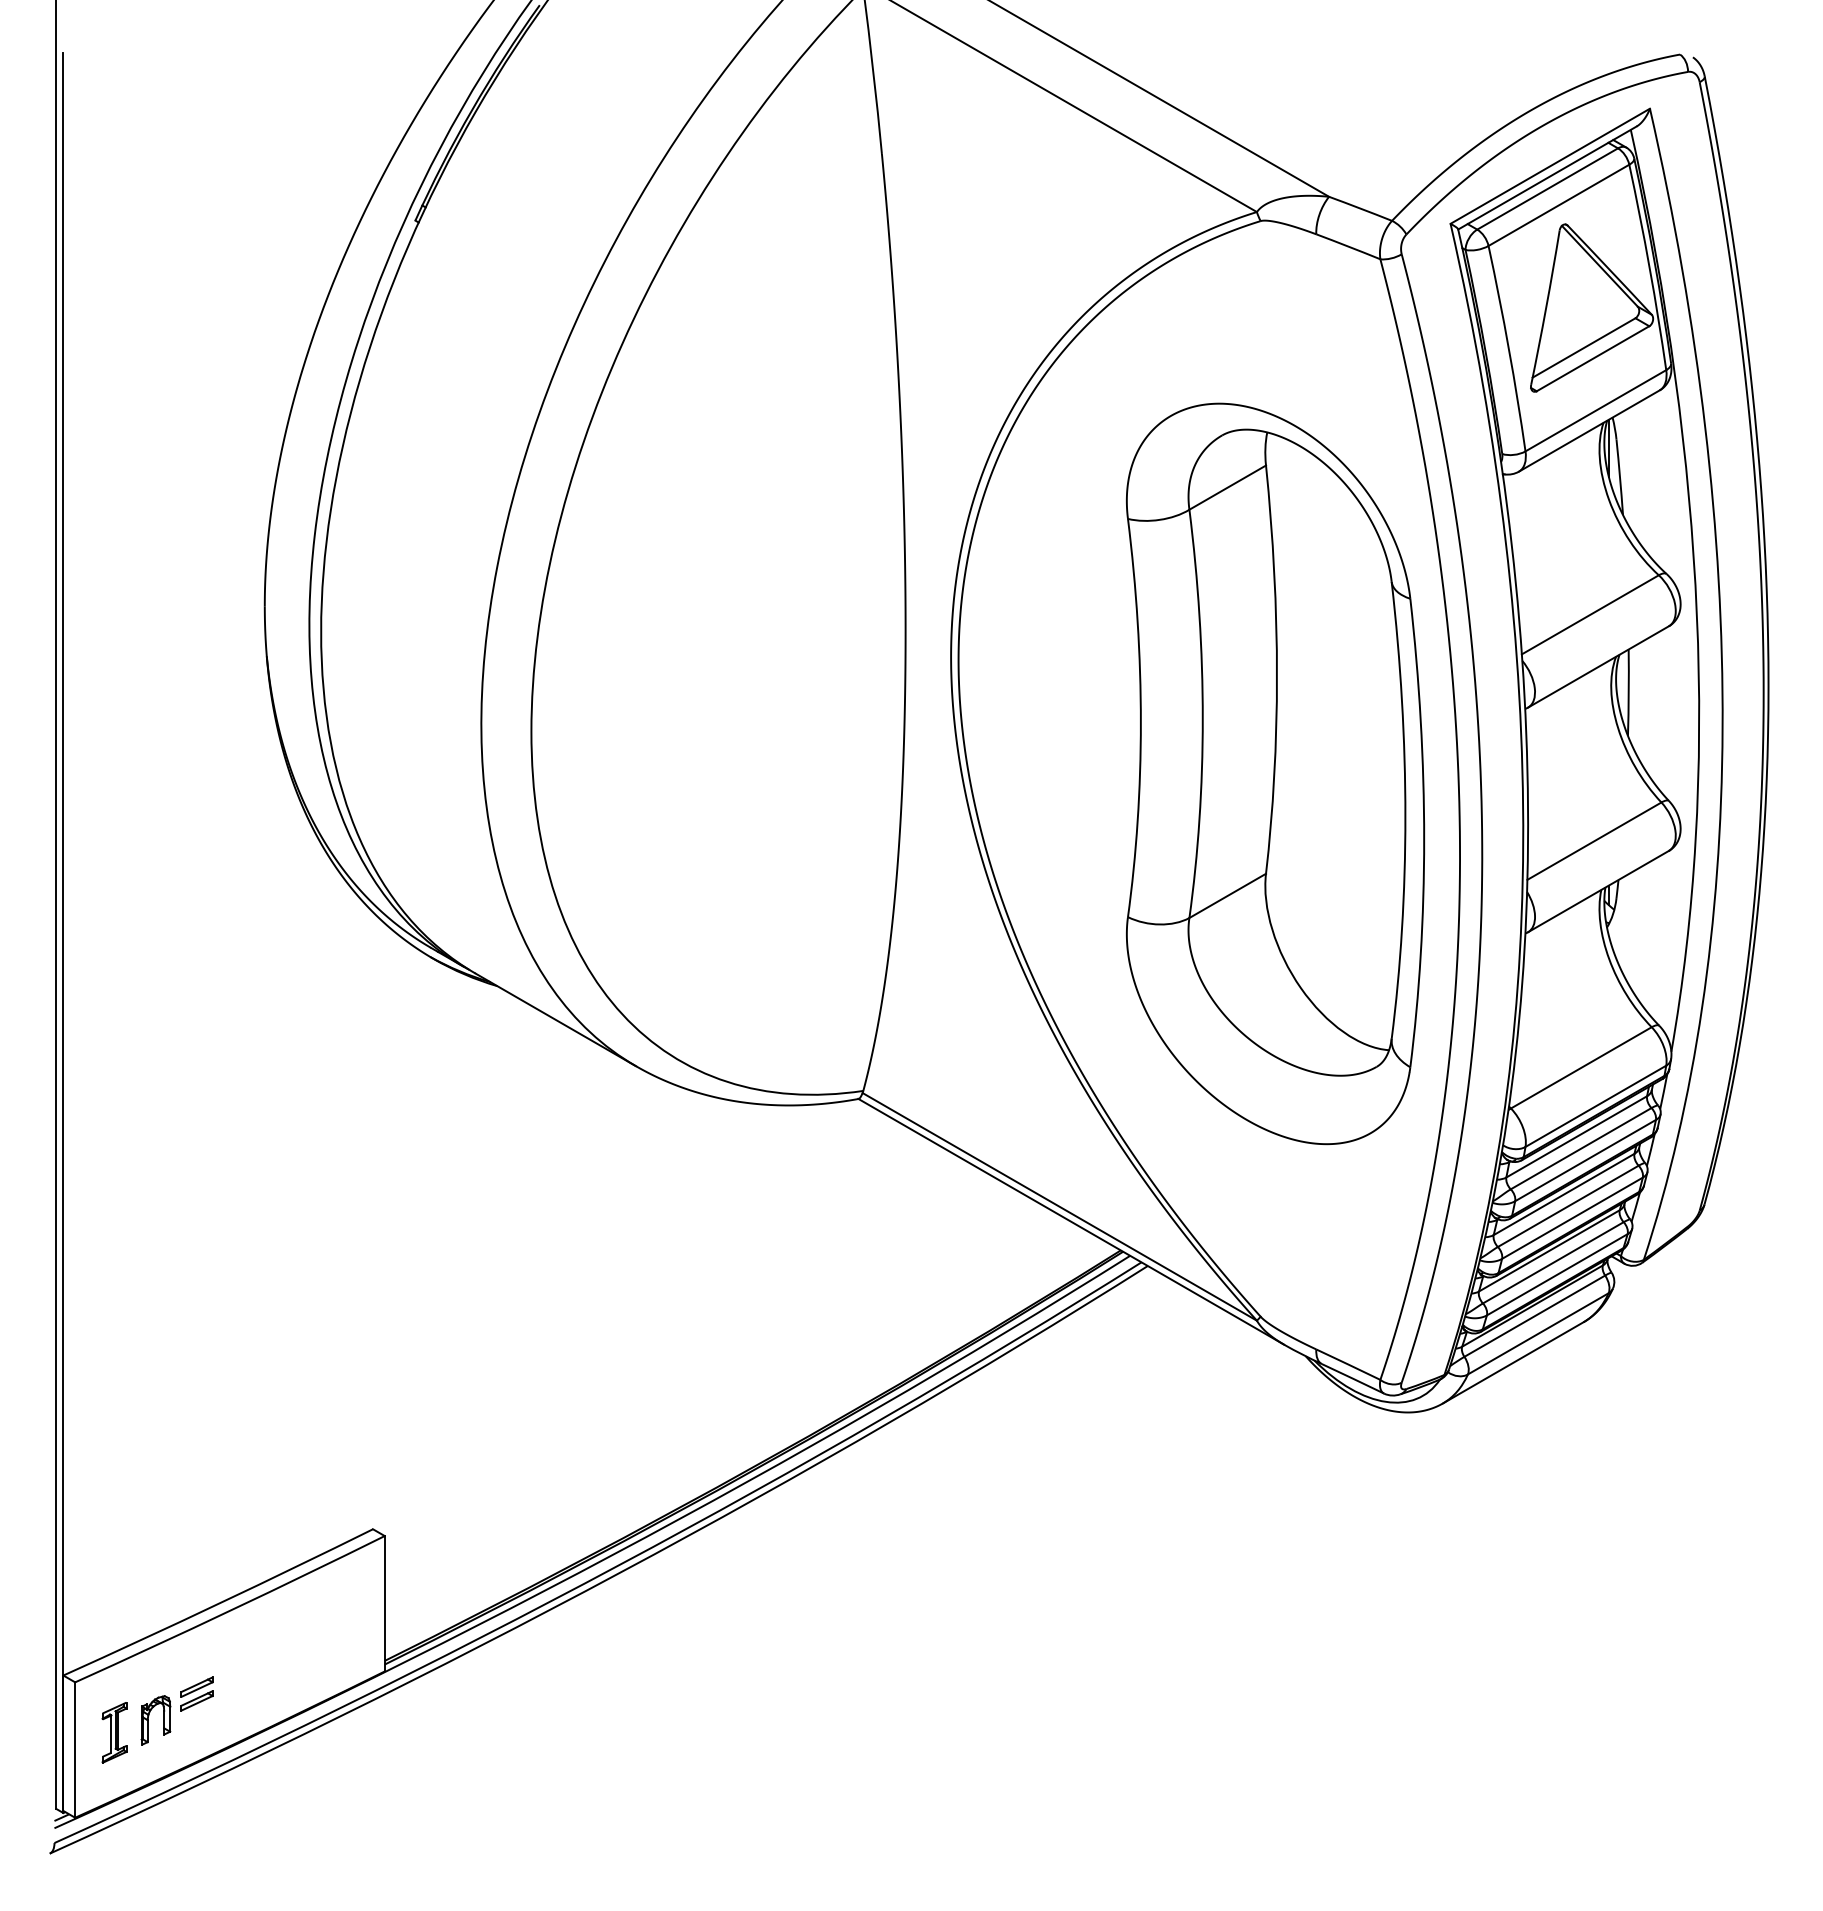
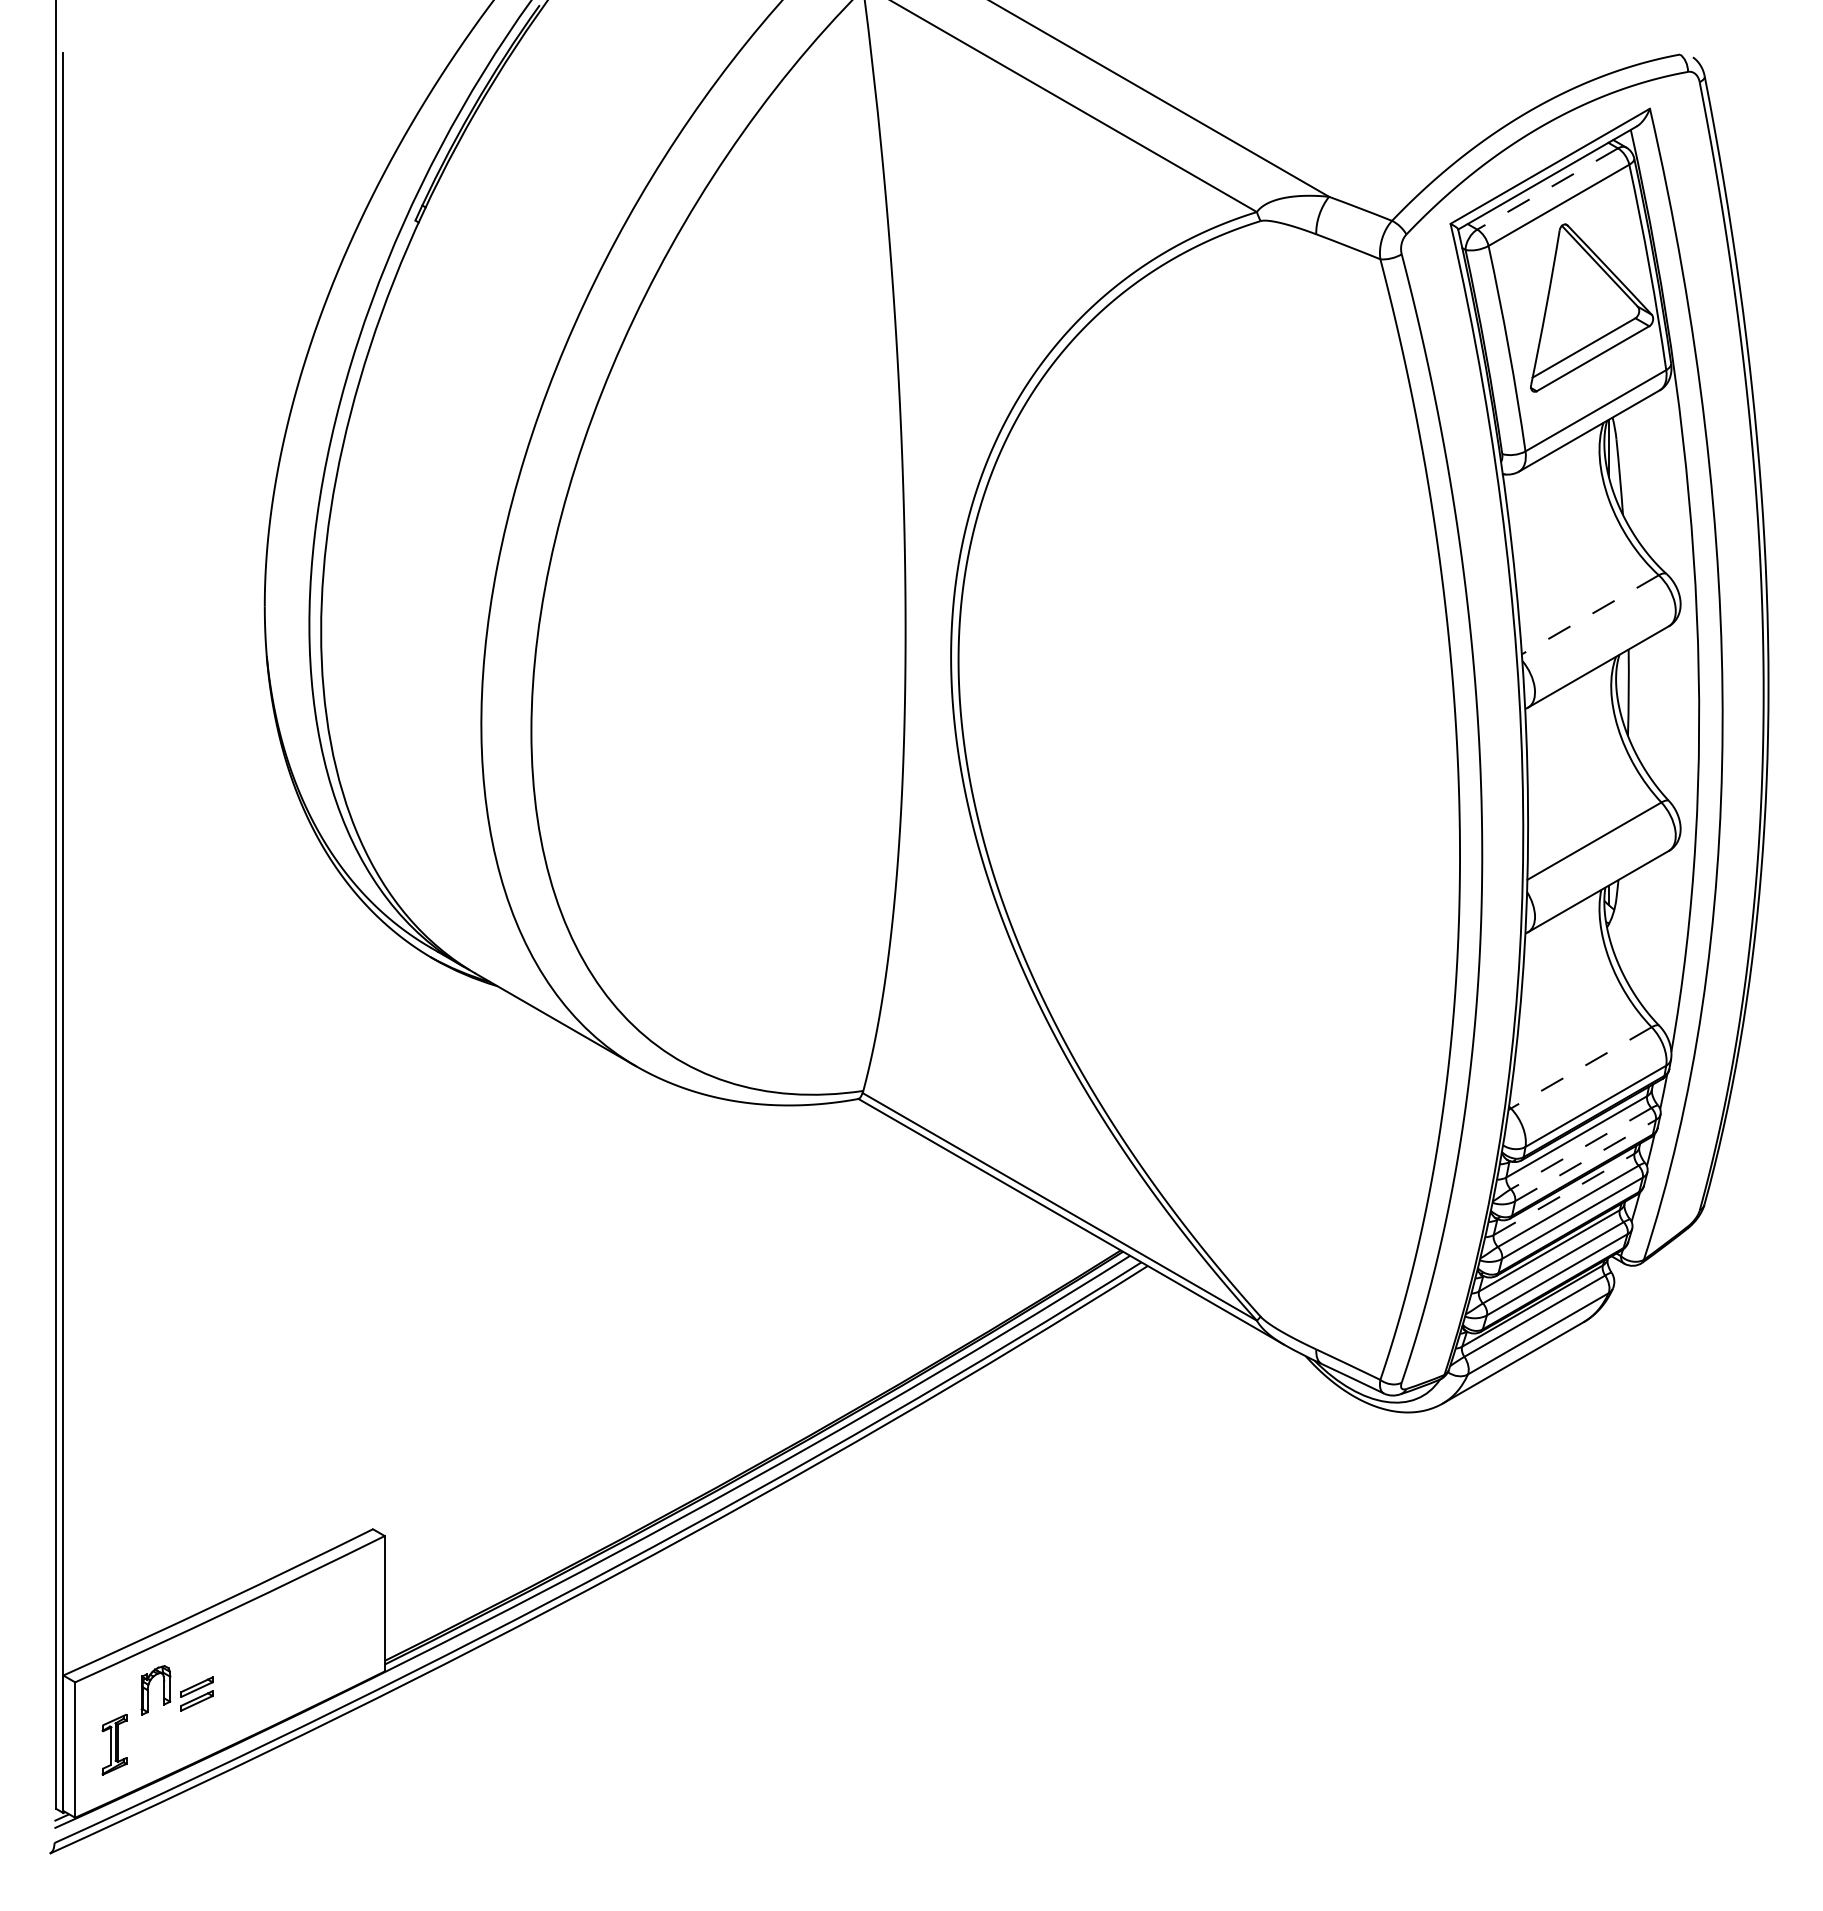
line: solid -> dashed (1547, 189)
line: solid -> dashed (1589, 615)
part: present -> none (1275, 773)
line: solid -> dashed (1580, 1068)
line: solid -> dashed (1580, 1148)
line: solid -> dashed (1586, 1160)
line: solid -> dashed (1564, 1194)
part position: (148, 1720) -> (148, 1690) (148, 1690)
part position: (114, 1732) -> (114, 1744) (114, 1744)
